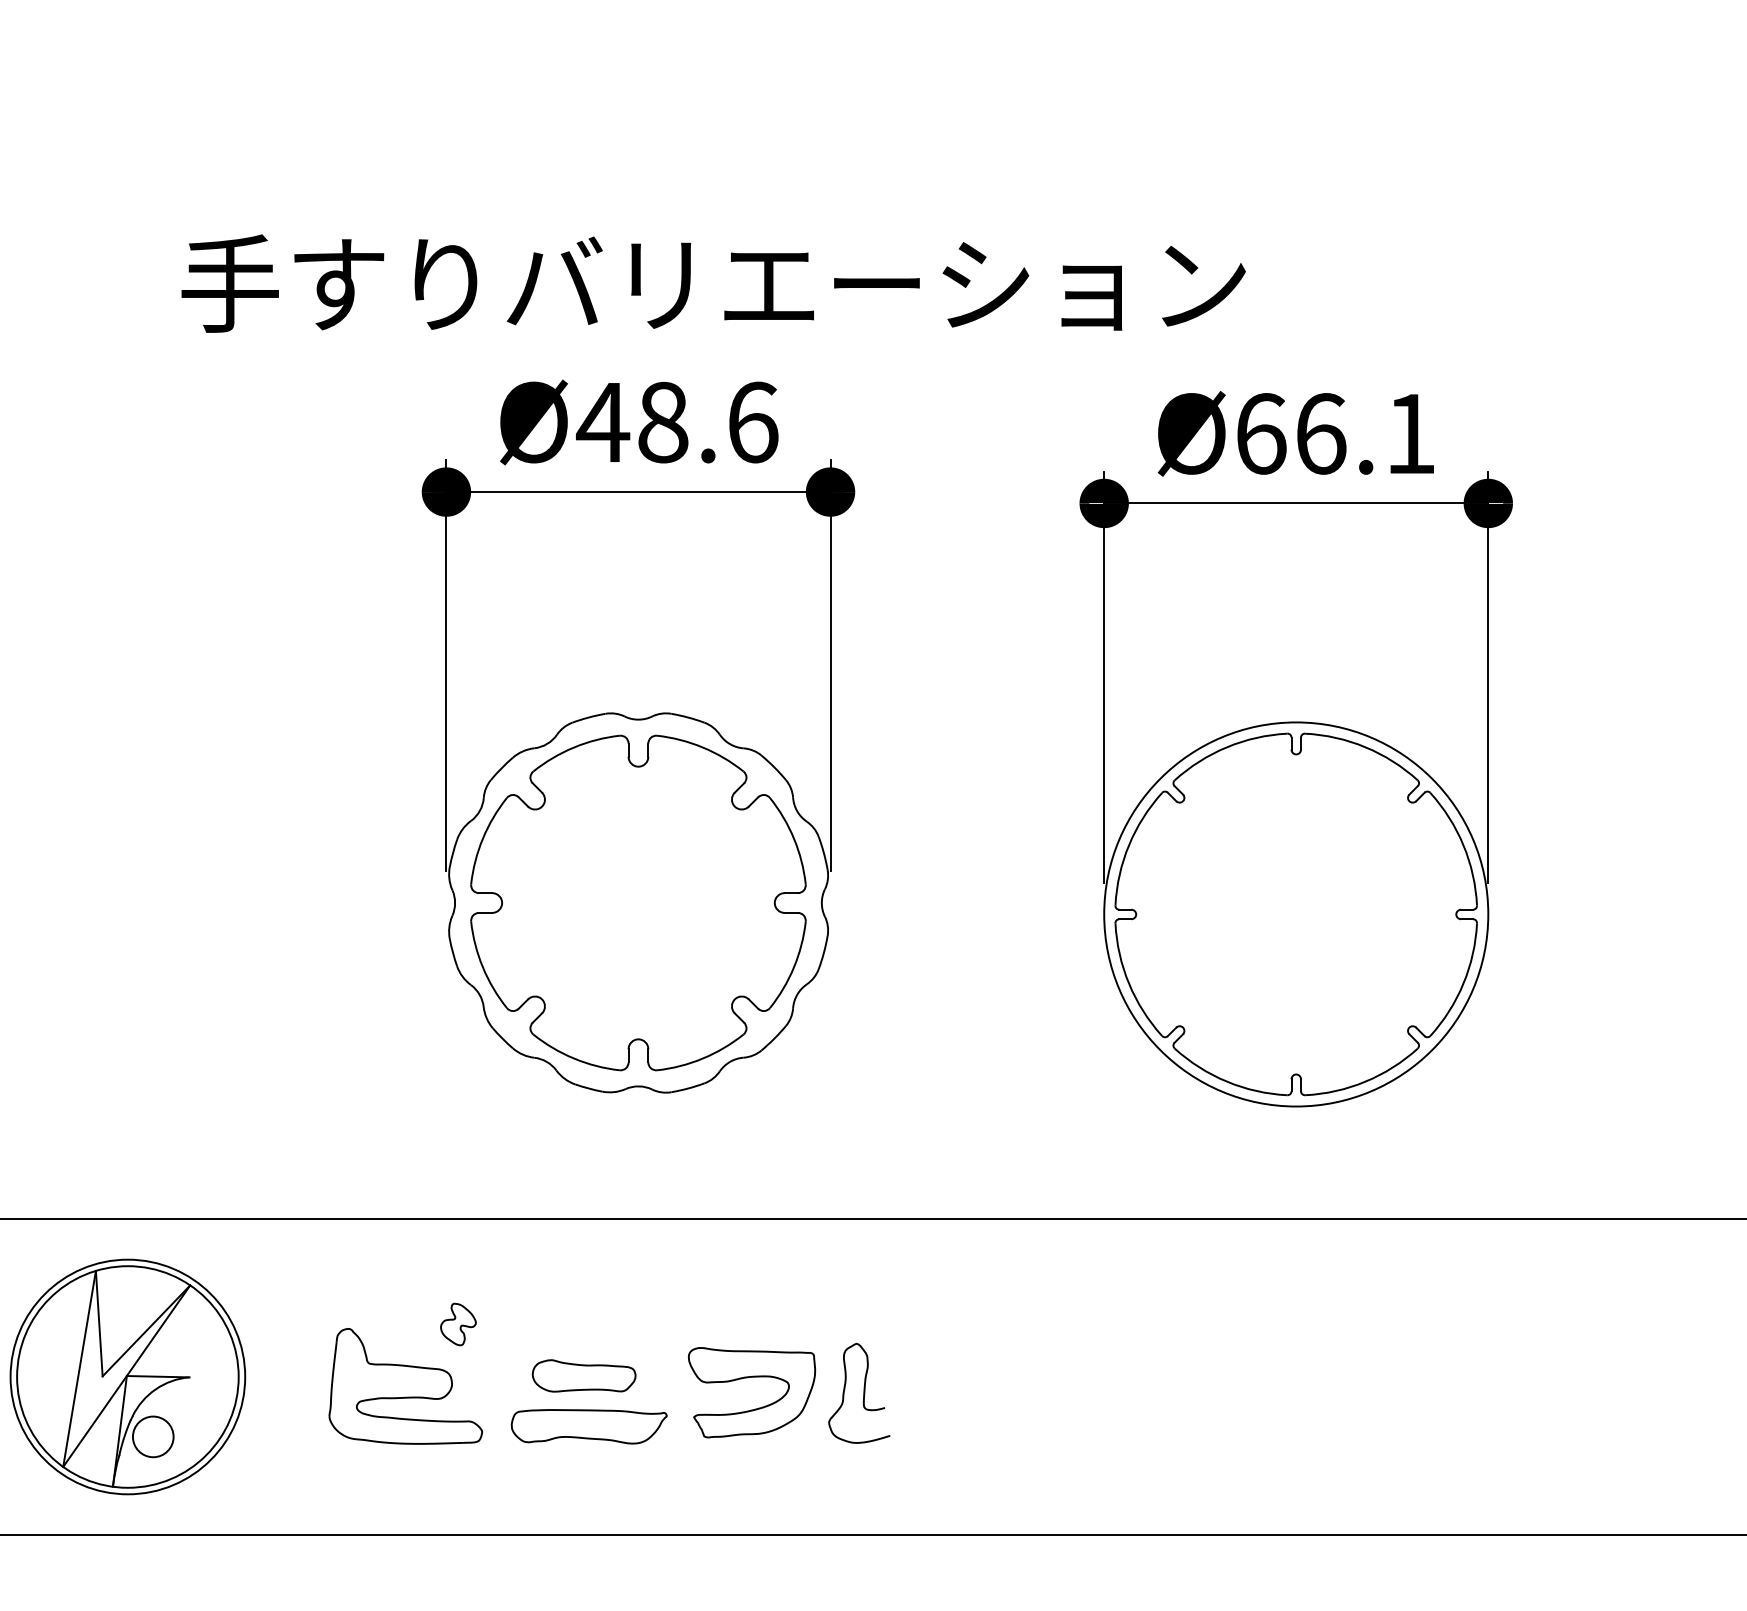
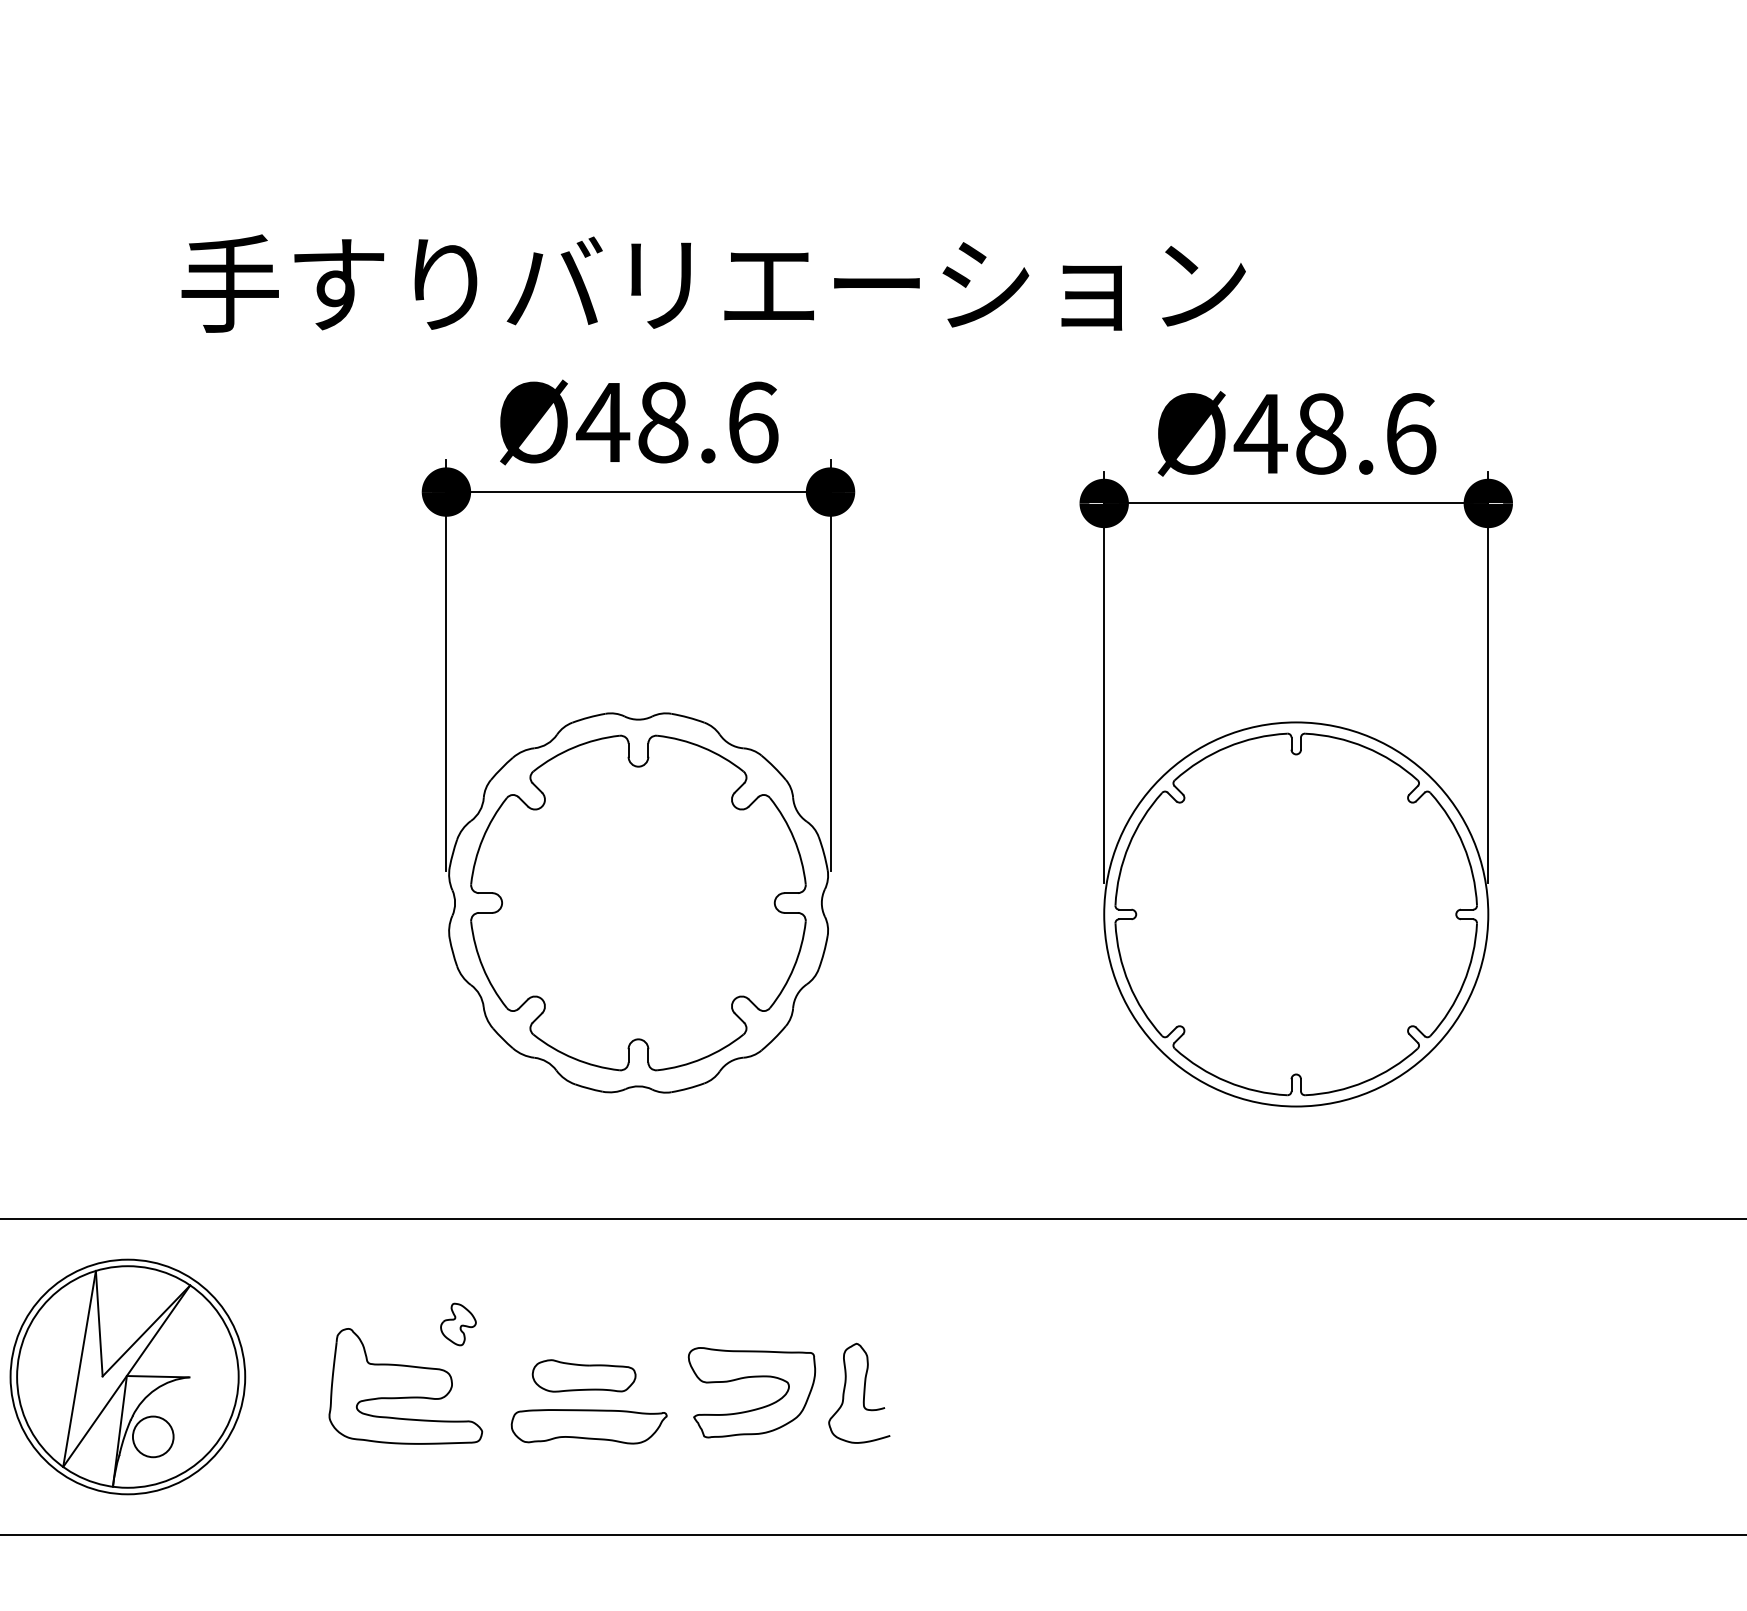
text: Ø66.1 -> Ø48.6 (1334, 433)
